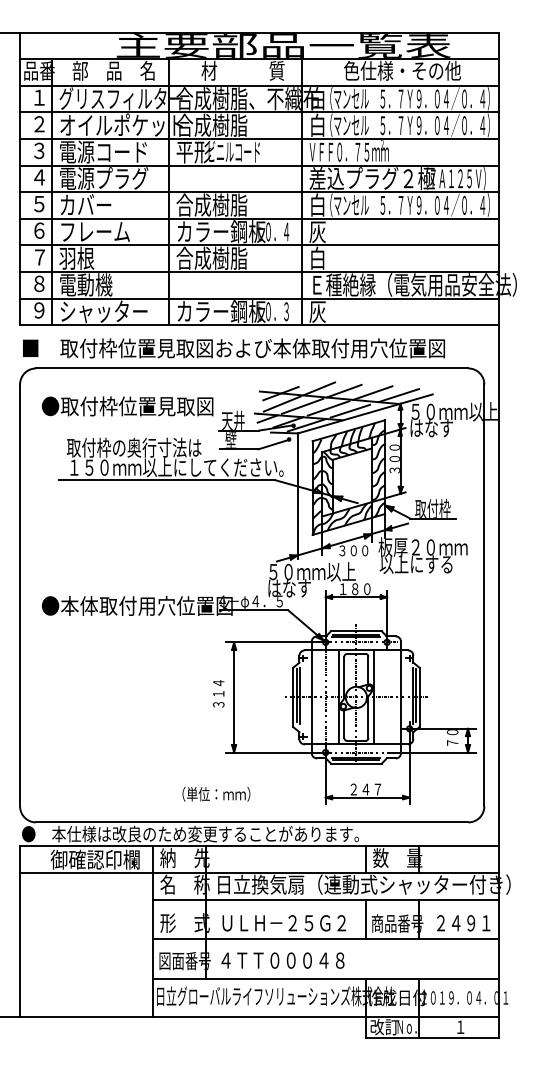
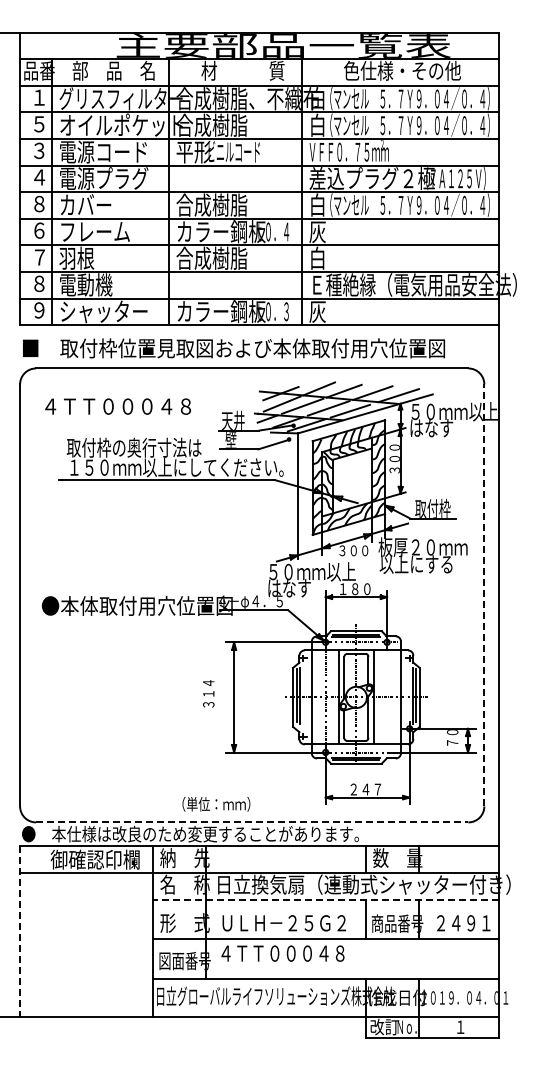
text: ２ -> ５ (39, 124)
text: ５ -> ８ (39, 203)
text: ●取付枠位置見取図 -> ４ＴＴ０００４８ (127, 406)
line: solid -> dashed (484, 594)
text position: (218, 693) -> (208, 693) (208, 693)
text position: (216, 794) -> (216, 804) (216, 804)
line: solid -> dashed (252, 822)
line: solid -> dashed (325, 899)
line: solid -> dashed (20, 932)
text position: (282, 960) -> (282, 953) (282, 953)
